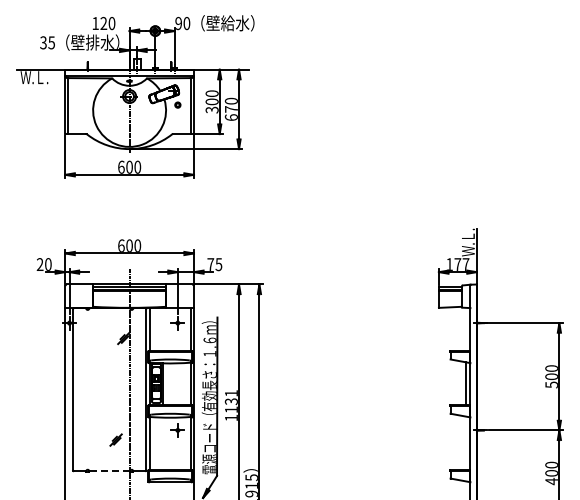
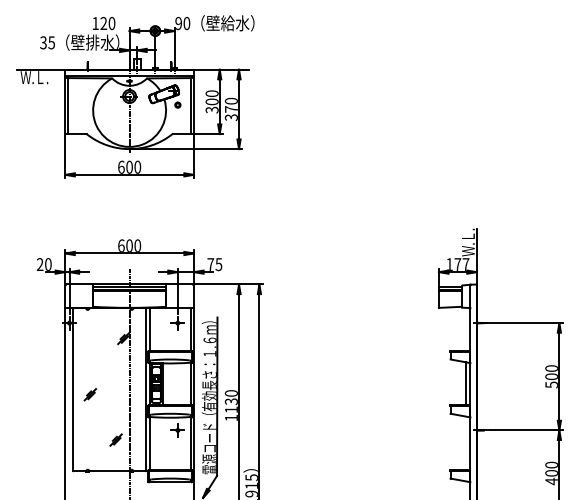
text: 670 -> 370 (230, 117)
text: 1131 -> 1130 (230, 393)
part: none -> present (89, 394)
line: dashed -> solid (109, 471)
